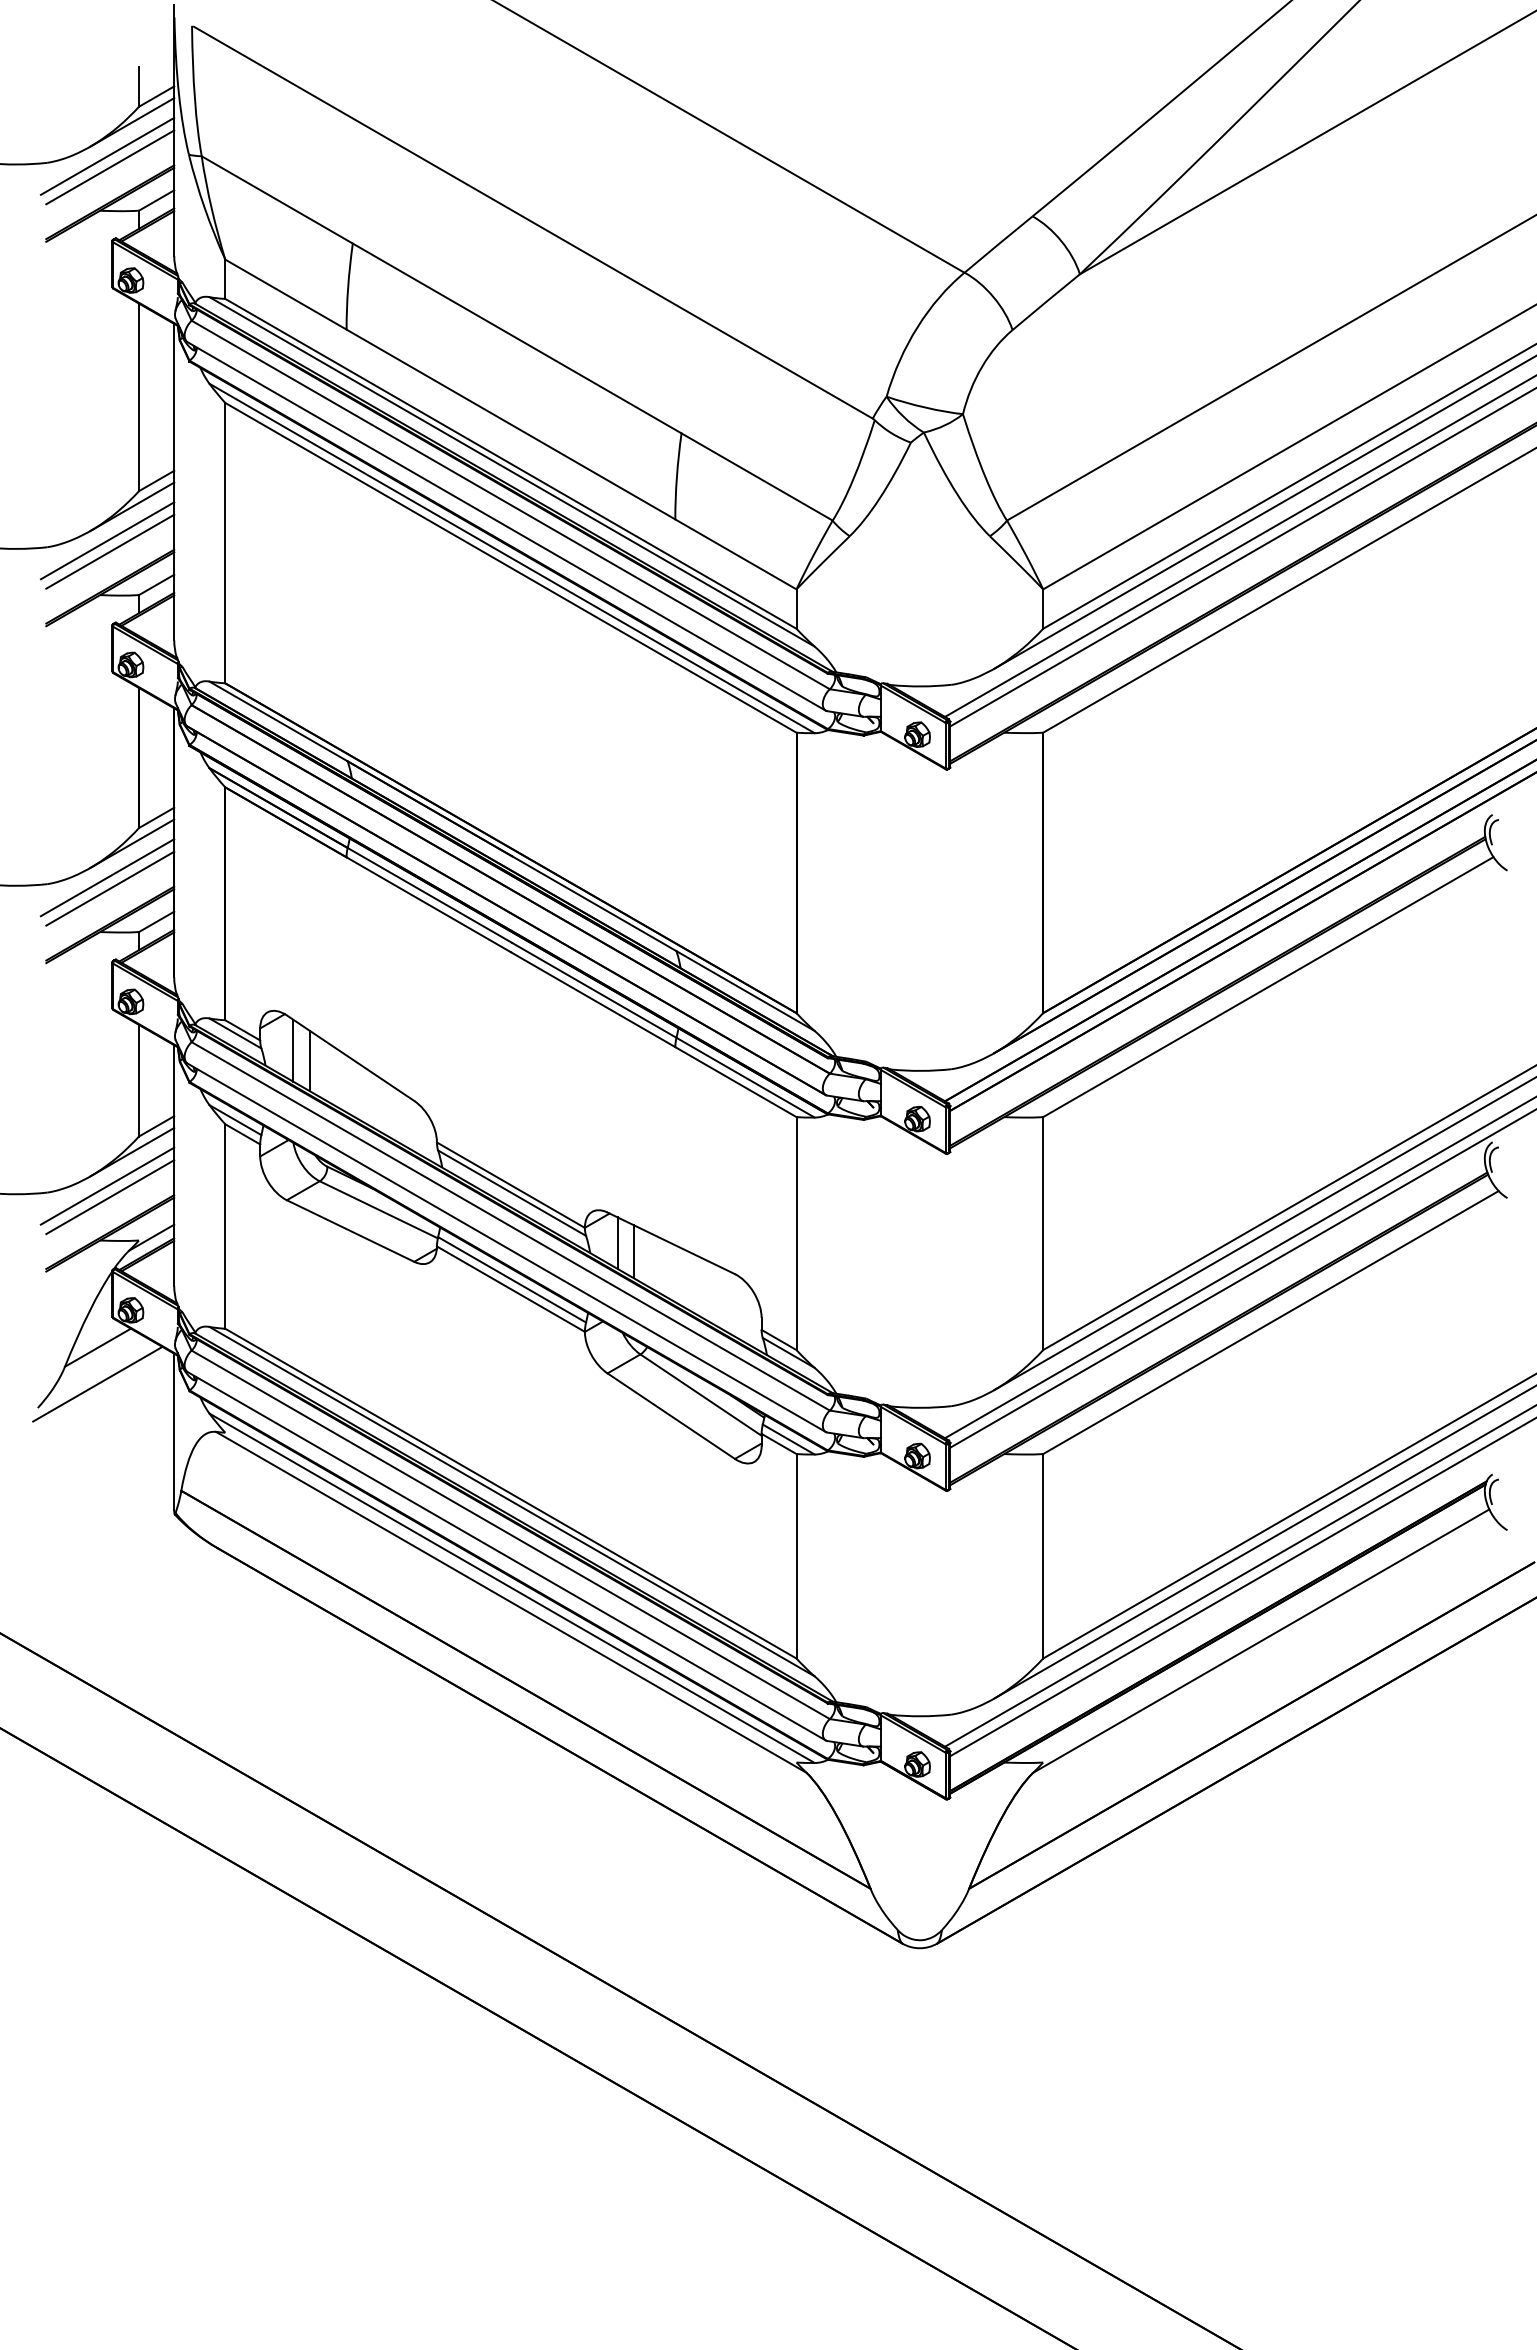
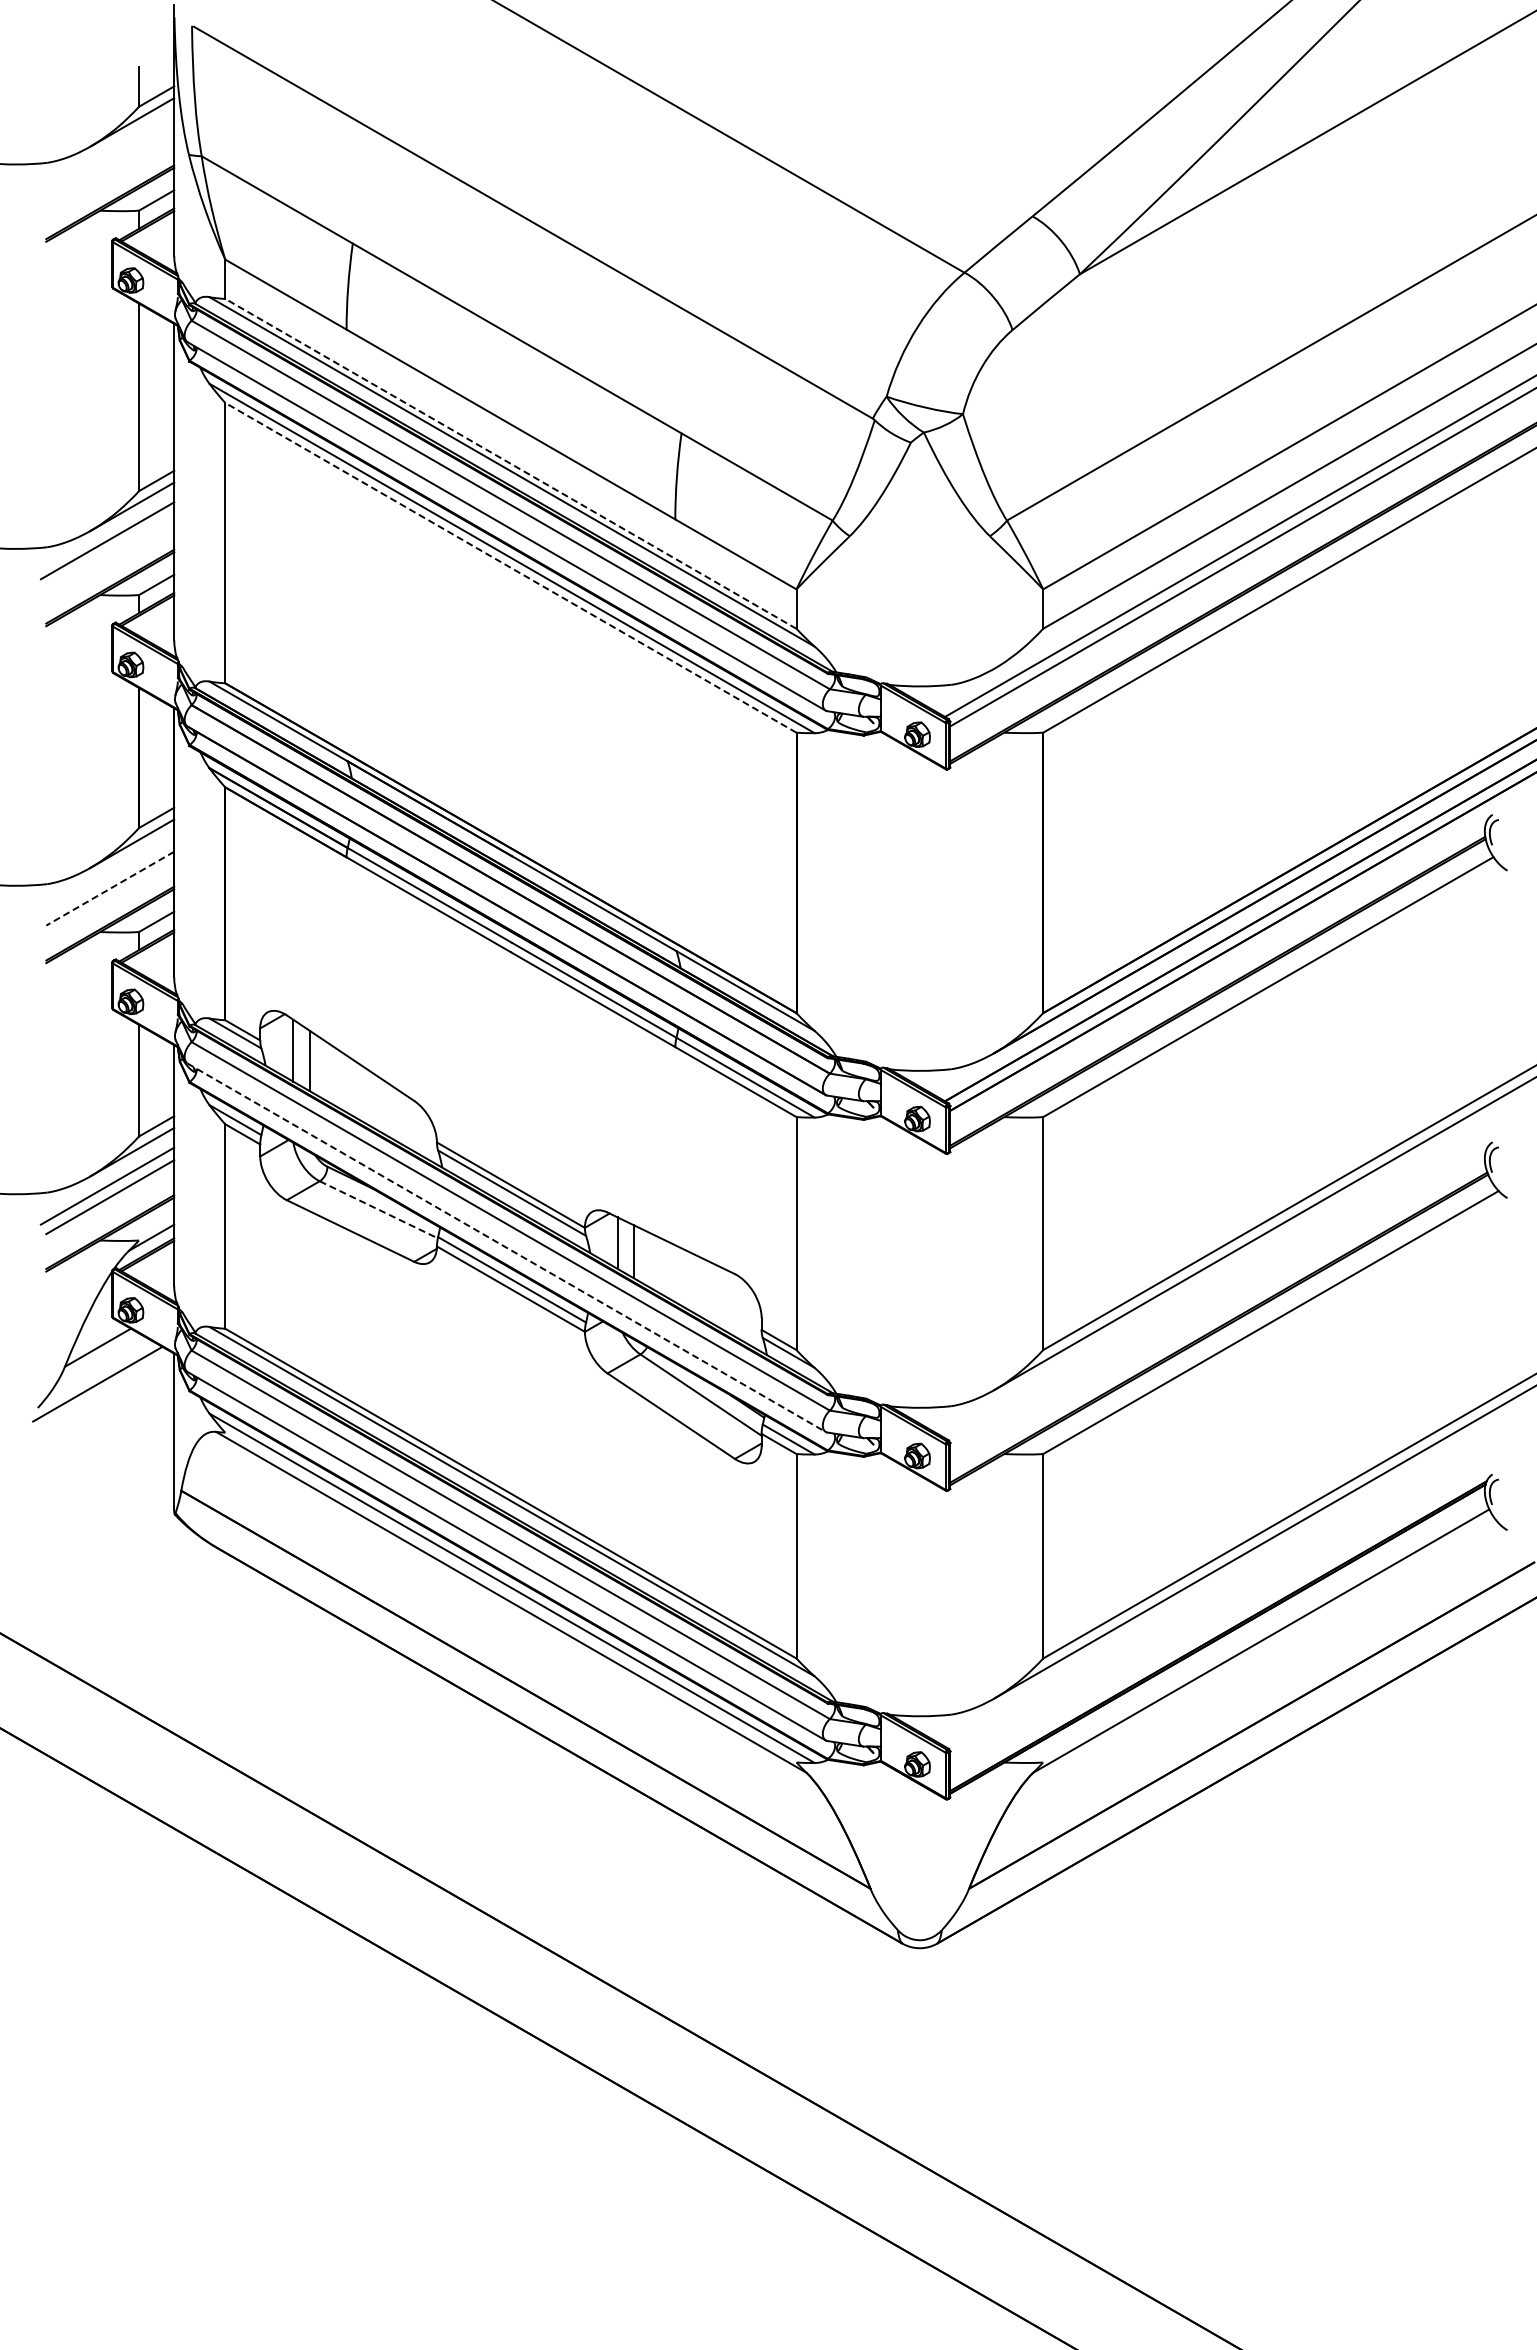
line: present -> none (107, 155)
line: present -> none (110, 167)
line: solid -> dashed (510, 463)
line: present -> none (1263, 512)
line: present -> none (110, 551)
line: solid -> dashed (510, 567)
line: present -> none (107, 877)
line: solid -> dashed (110, 888)
line: solid -> dashed (378, 1209)
line: solid -> dashed (507, 1247)
line: present -> none (1239, 1268)
line: present -> none (1241, 1279)
line: present -> none (1239, 1576)
line: present -> none (1241, 1587)
